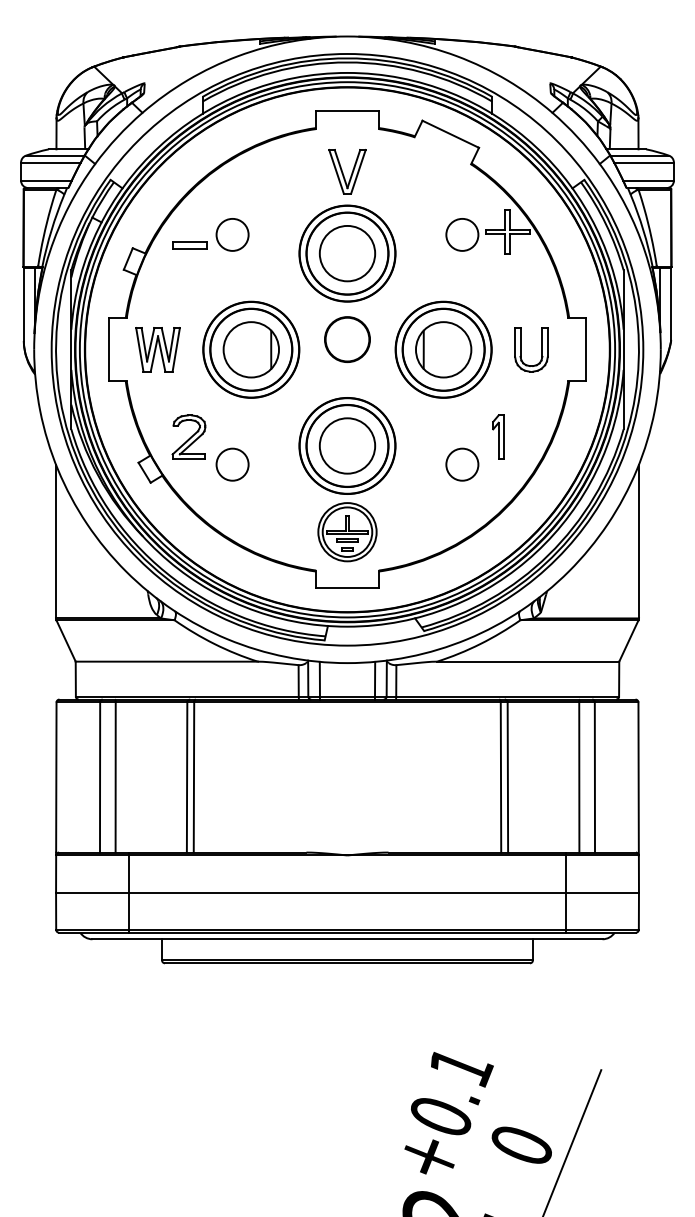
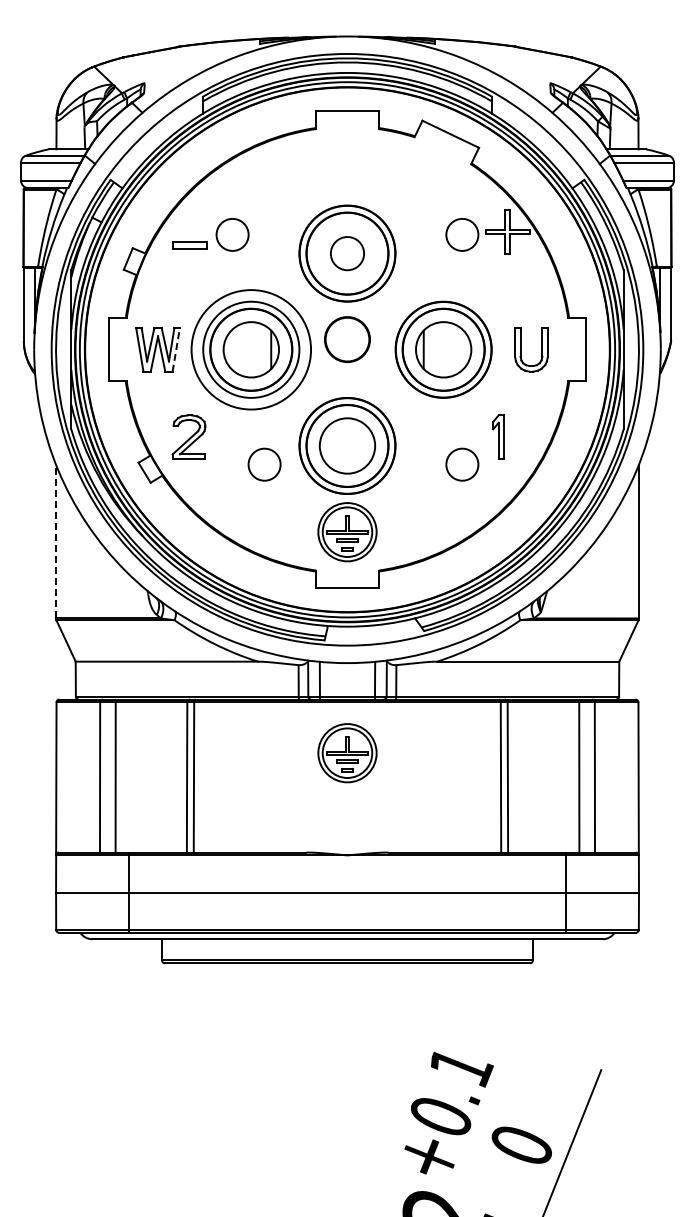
part: present -> none (347, 171)
circle diameter: 55 px -> 33 px (347, 253)
line: solid -> dashed (176, 349)
circle diameter: 96 px -> 119 px (251, 349)
circle position: (232, 464) -> (264, 464) (264, 464)
line: solid -> dashed (56, 541)
part: none -> present (347, 753)
